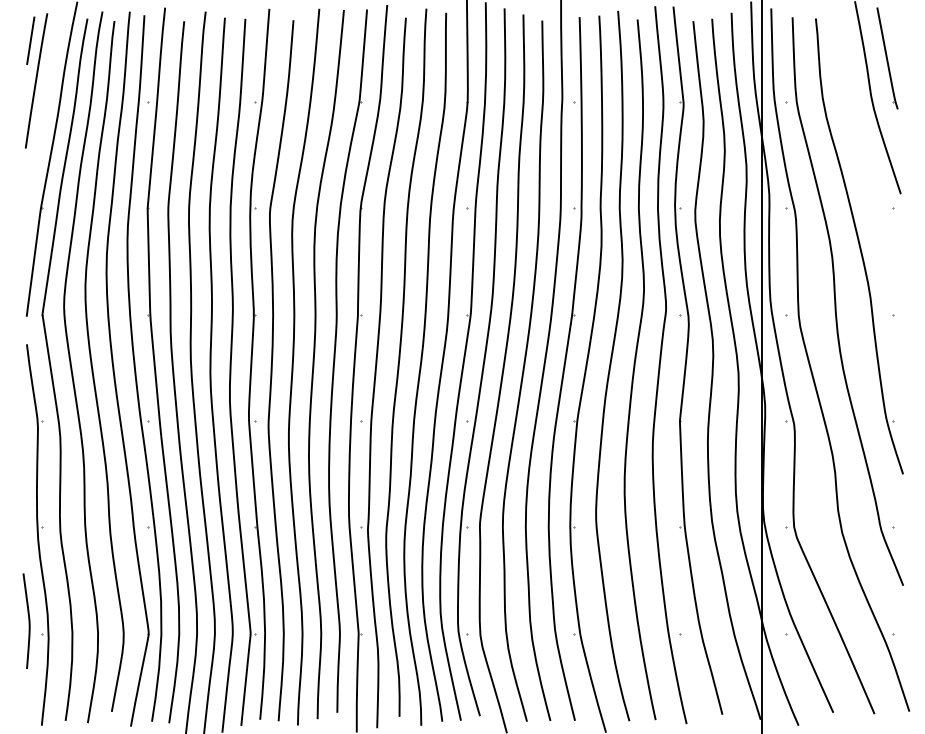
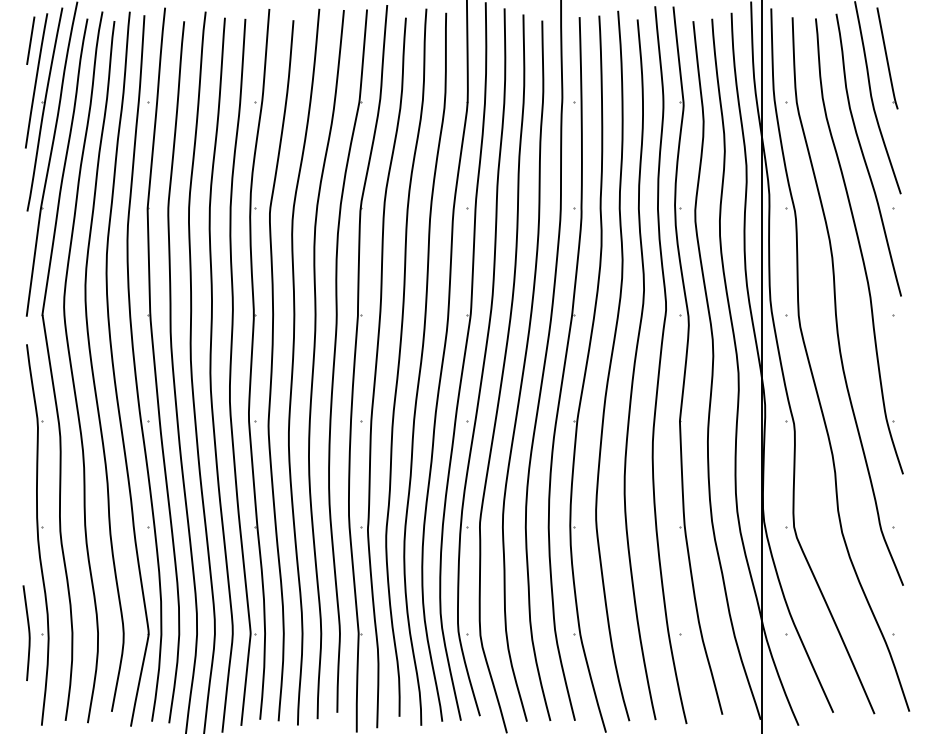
part: none -> present (44, 109)
curve: none -> present (864, 155)
curve position: (28, 620) -> (28, 632) (28, 632)
